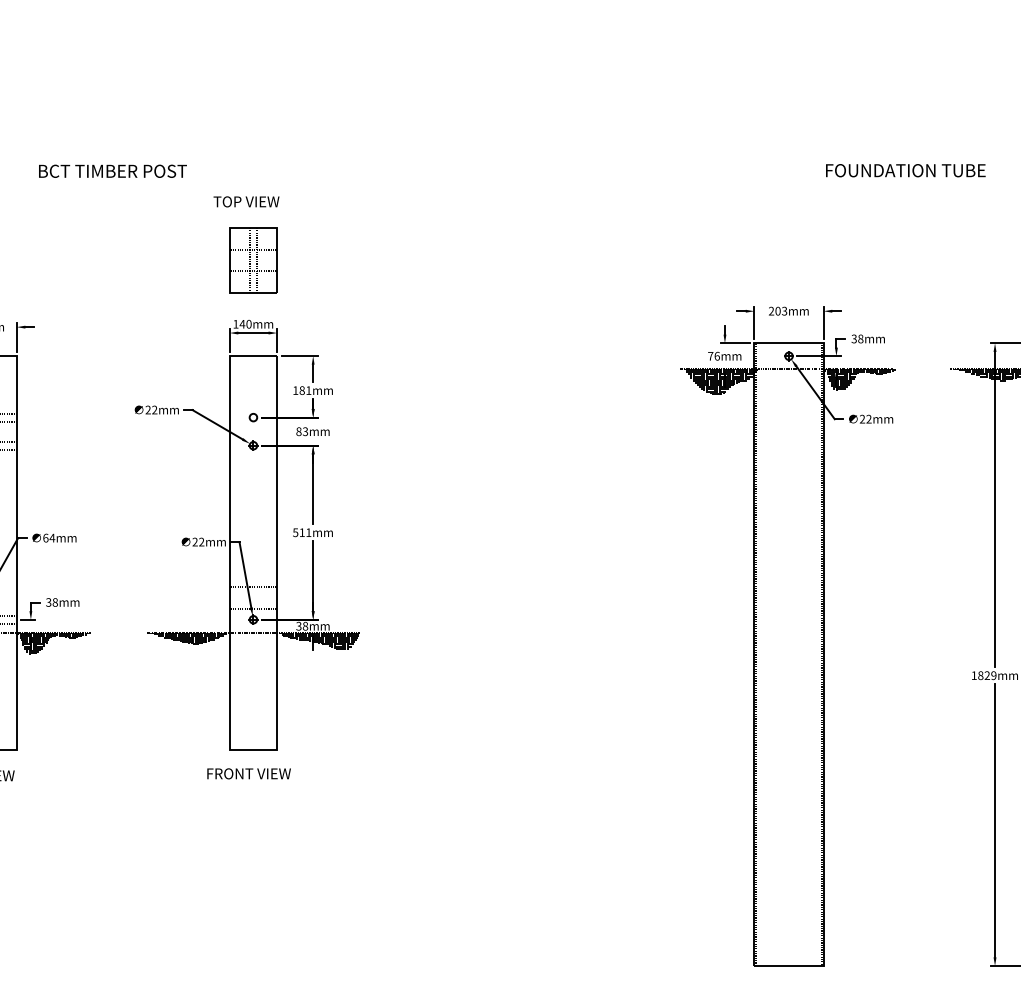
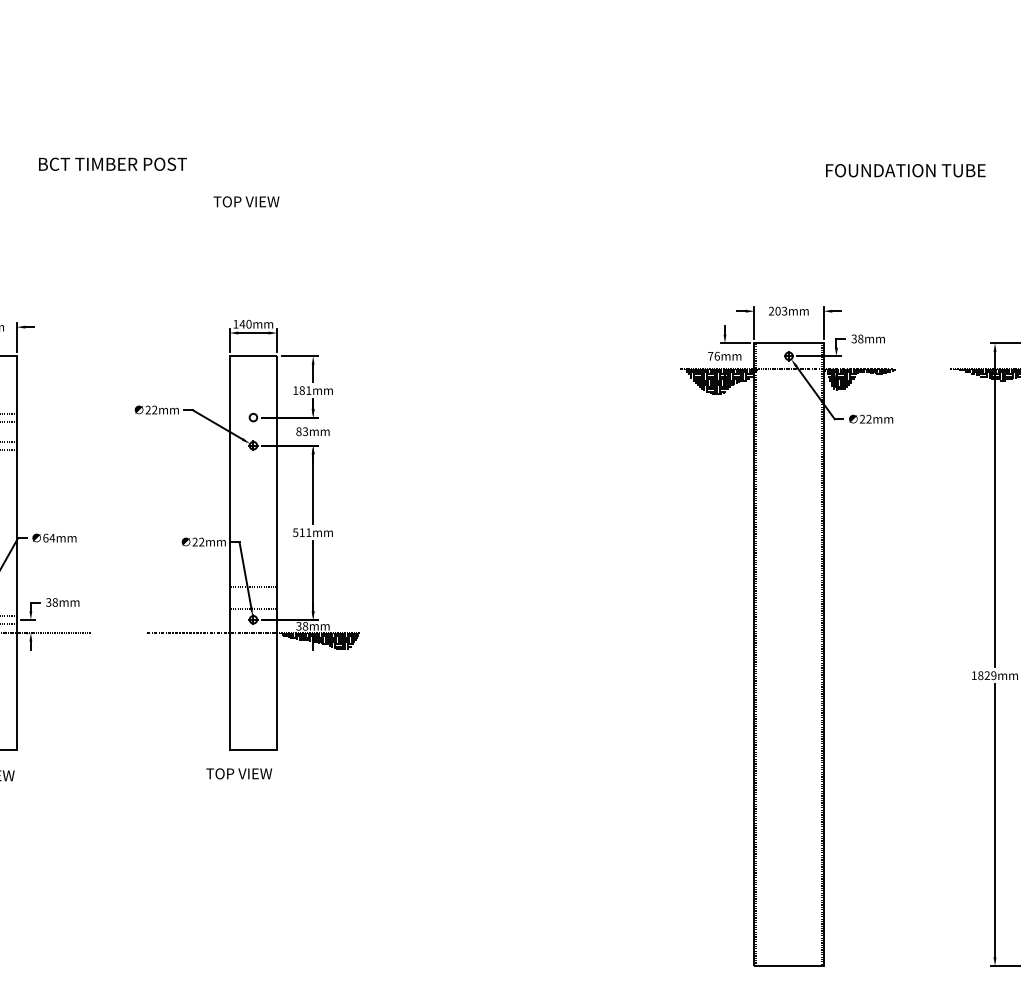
text position: (112, 170) -> (112, 163) (112, 163)
part: present -> none (253, 260)
hatch: present -> none (188, 638)
hatch: present -> none (53, 643)
text: FRONT VIEW -> TOP VIEW (248, 773)
